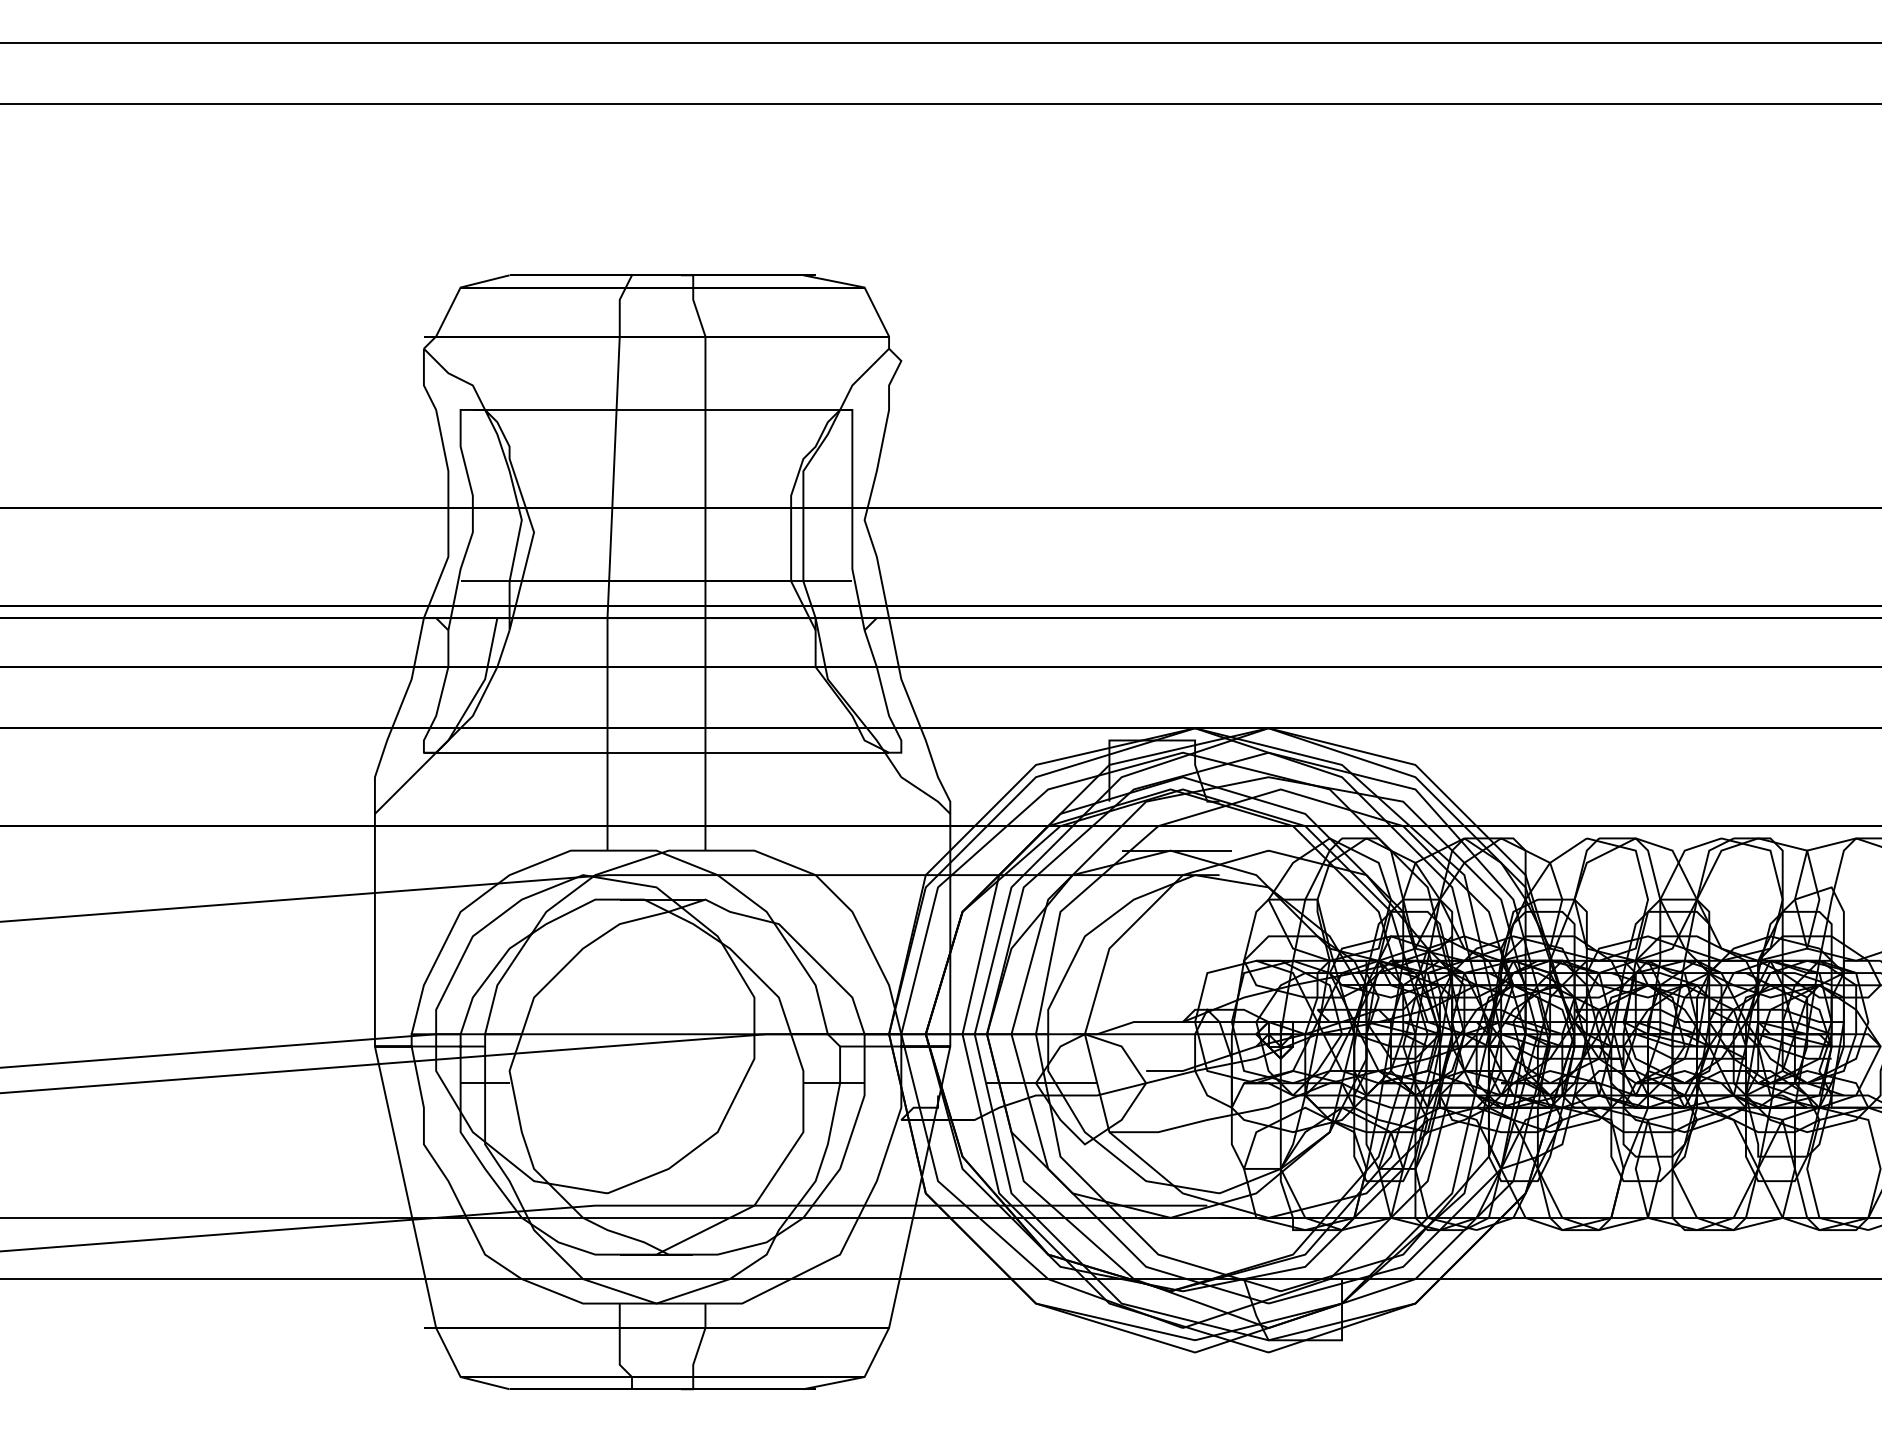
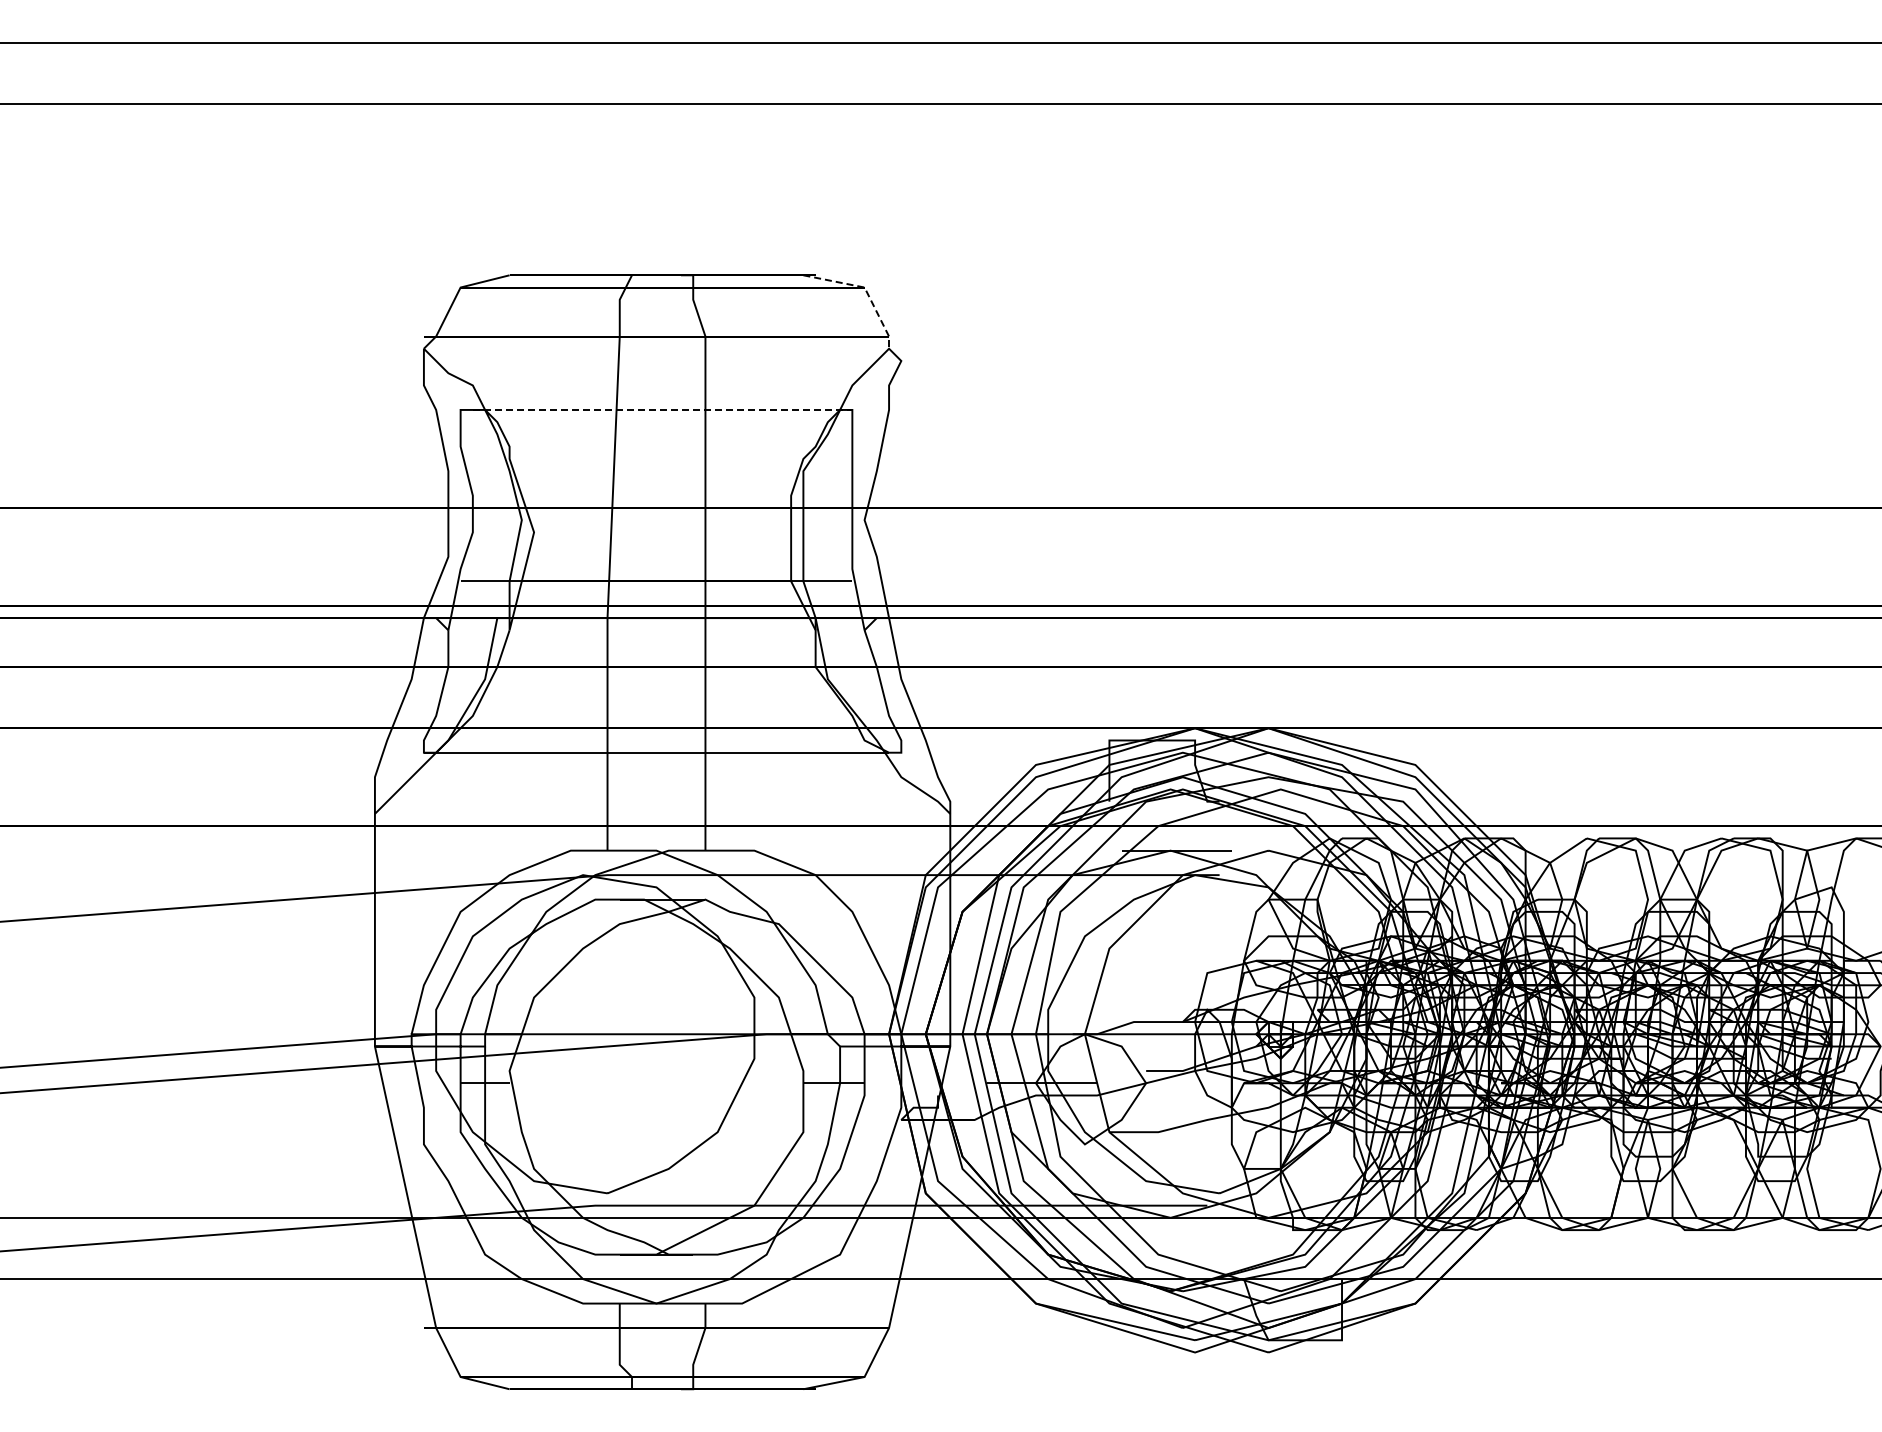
line: solid -> dashed (865, 290)
line: solid -> dashed (662, 409)
